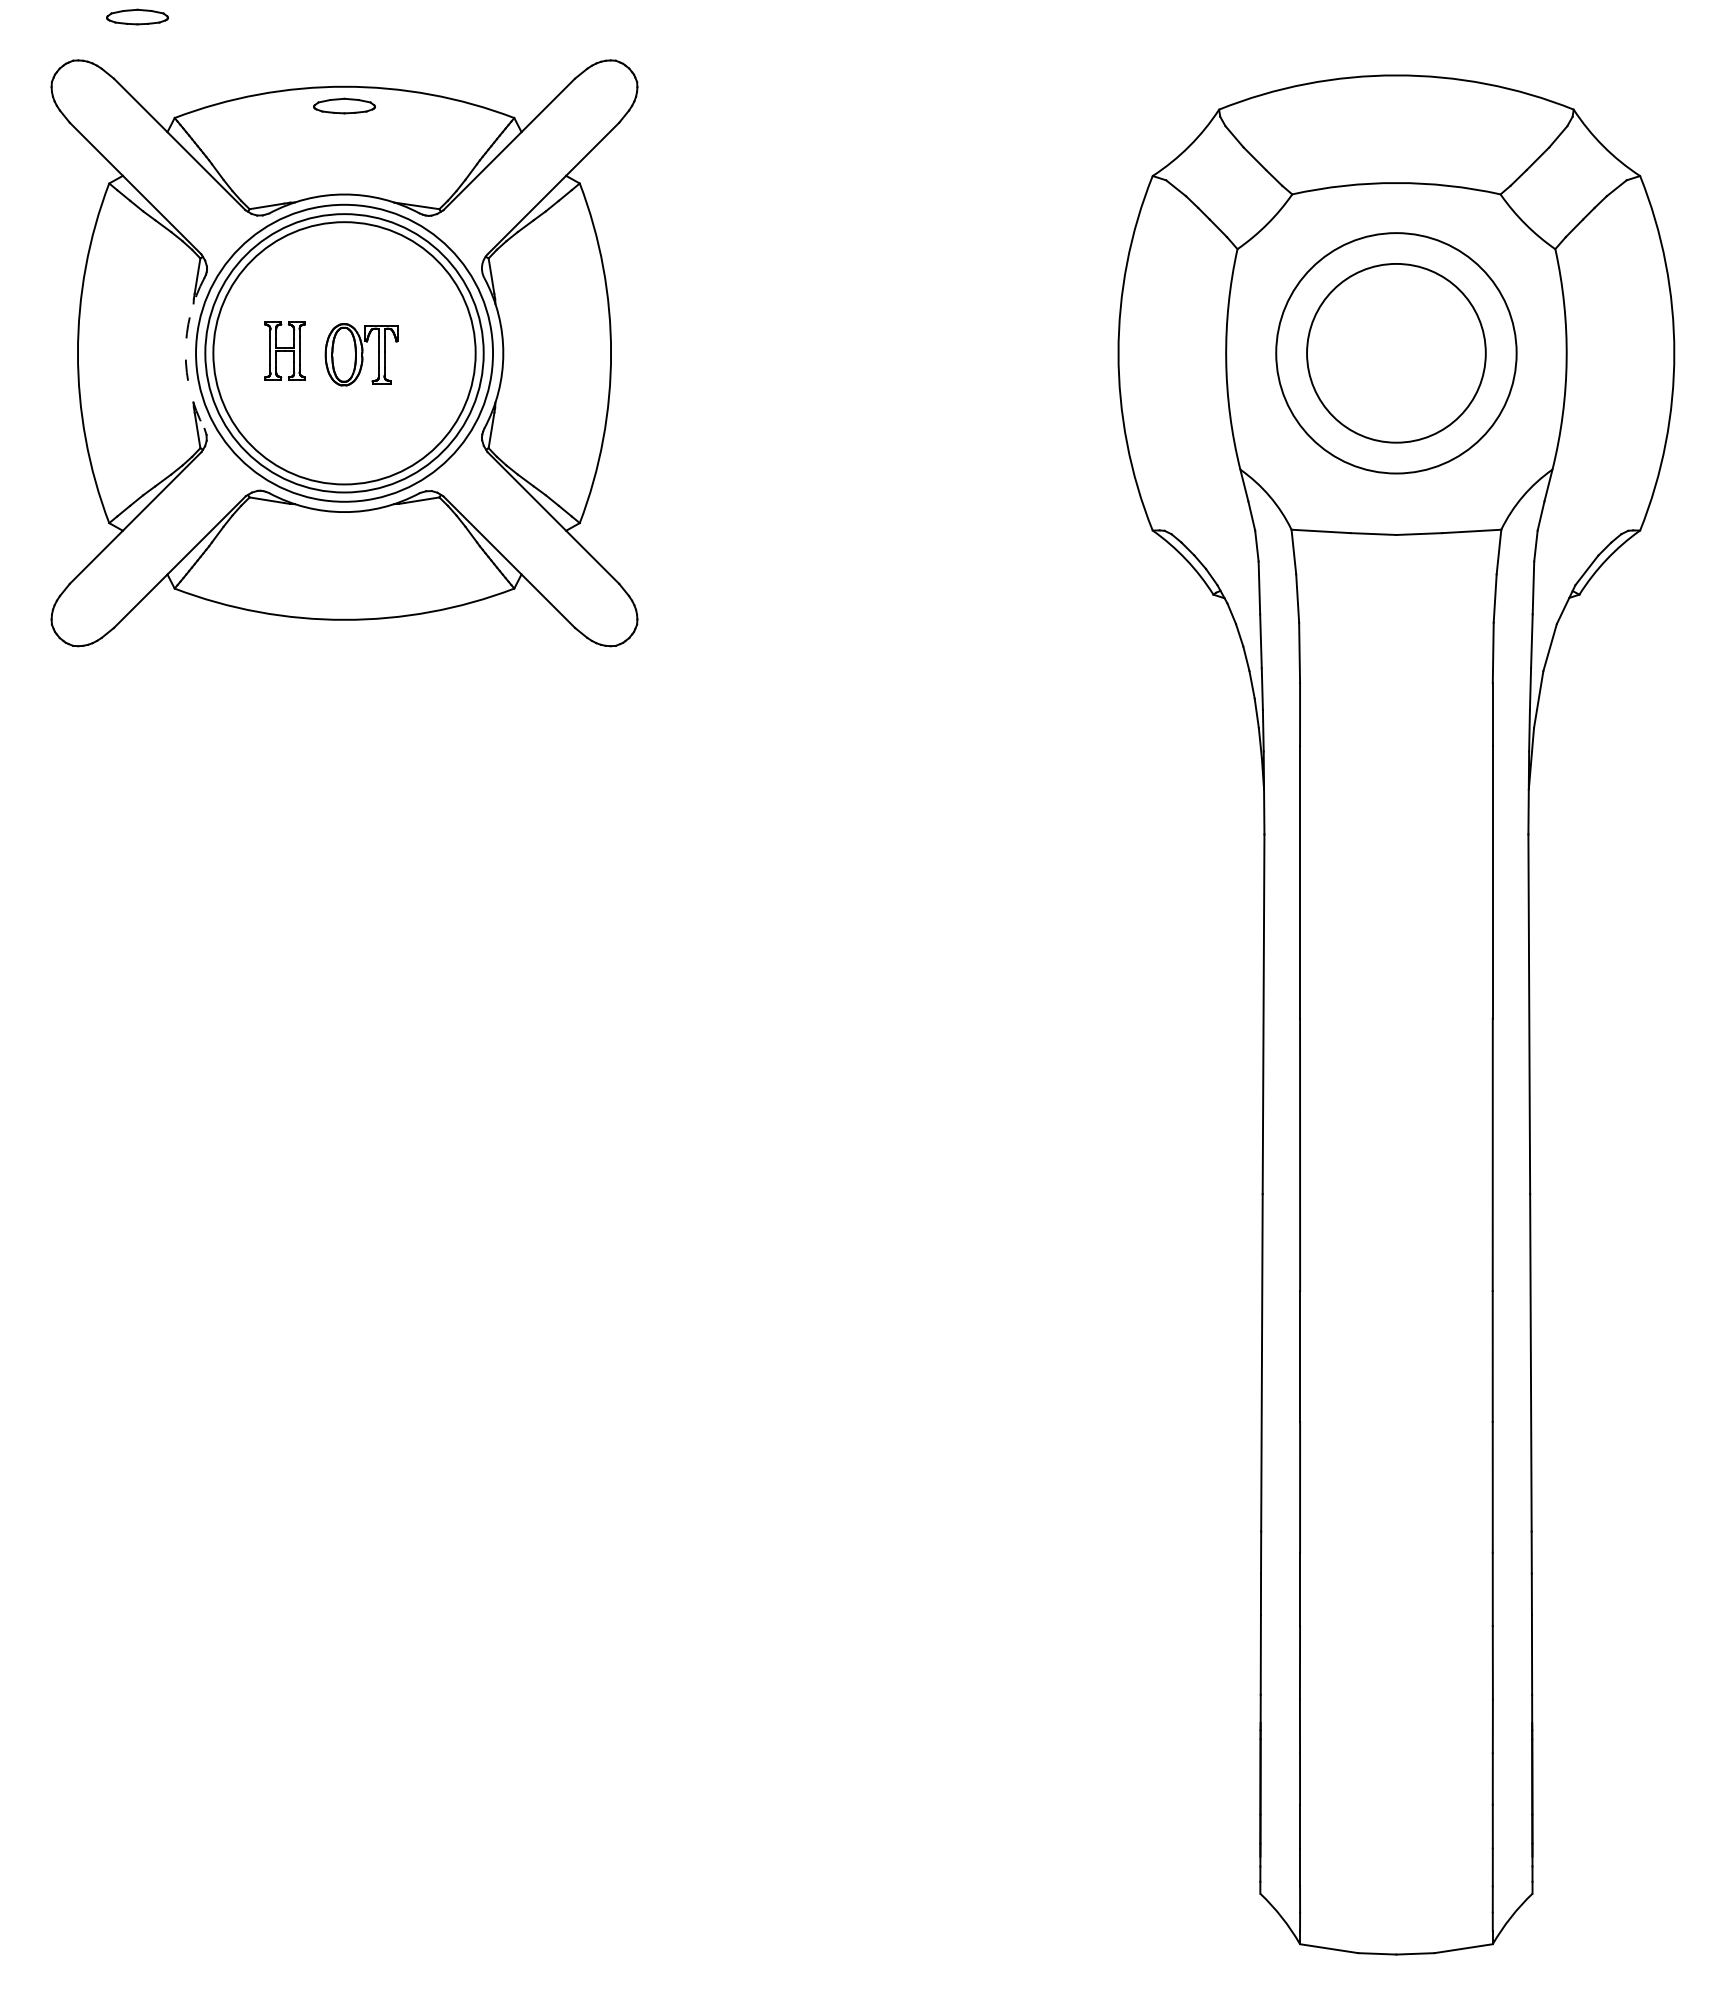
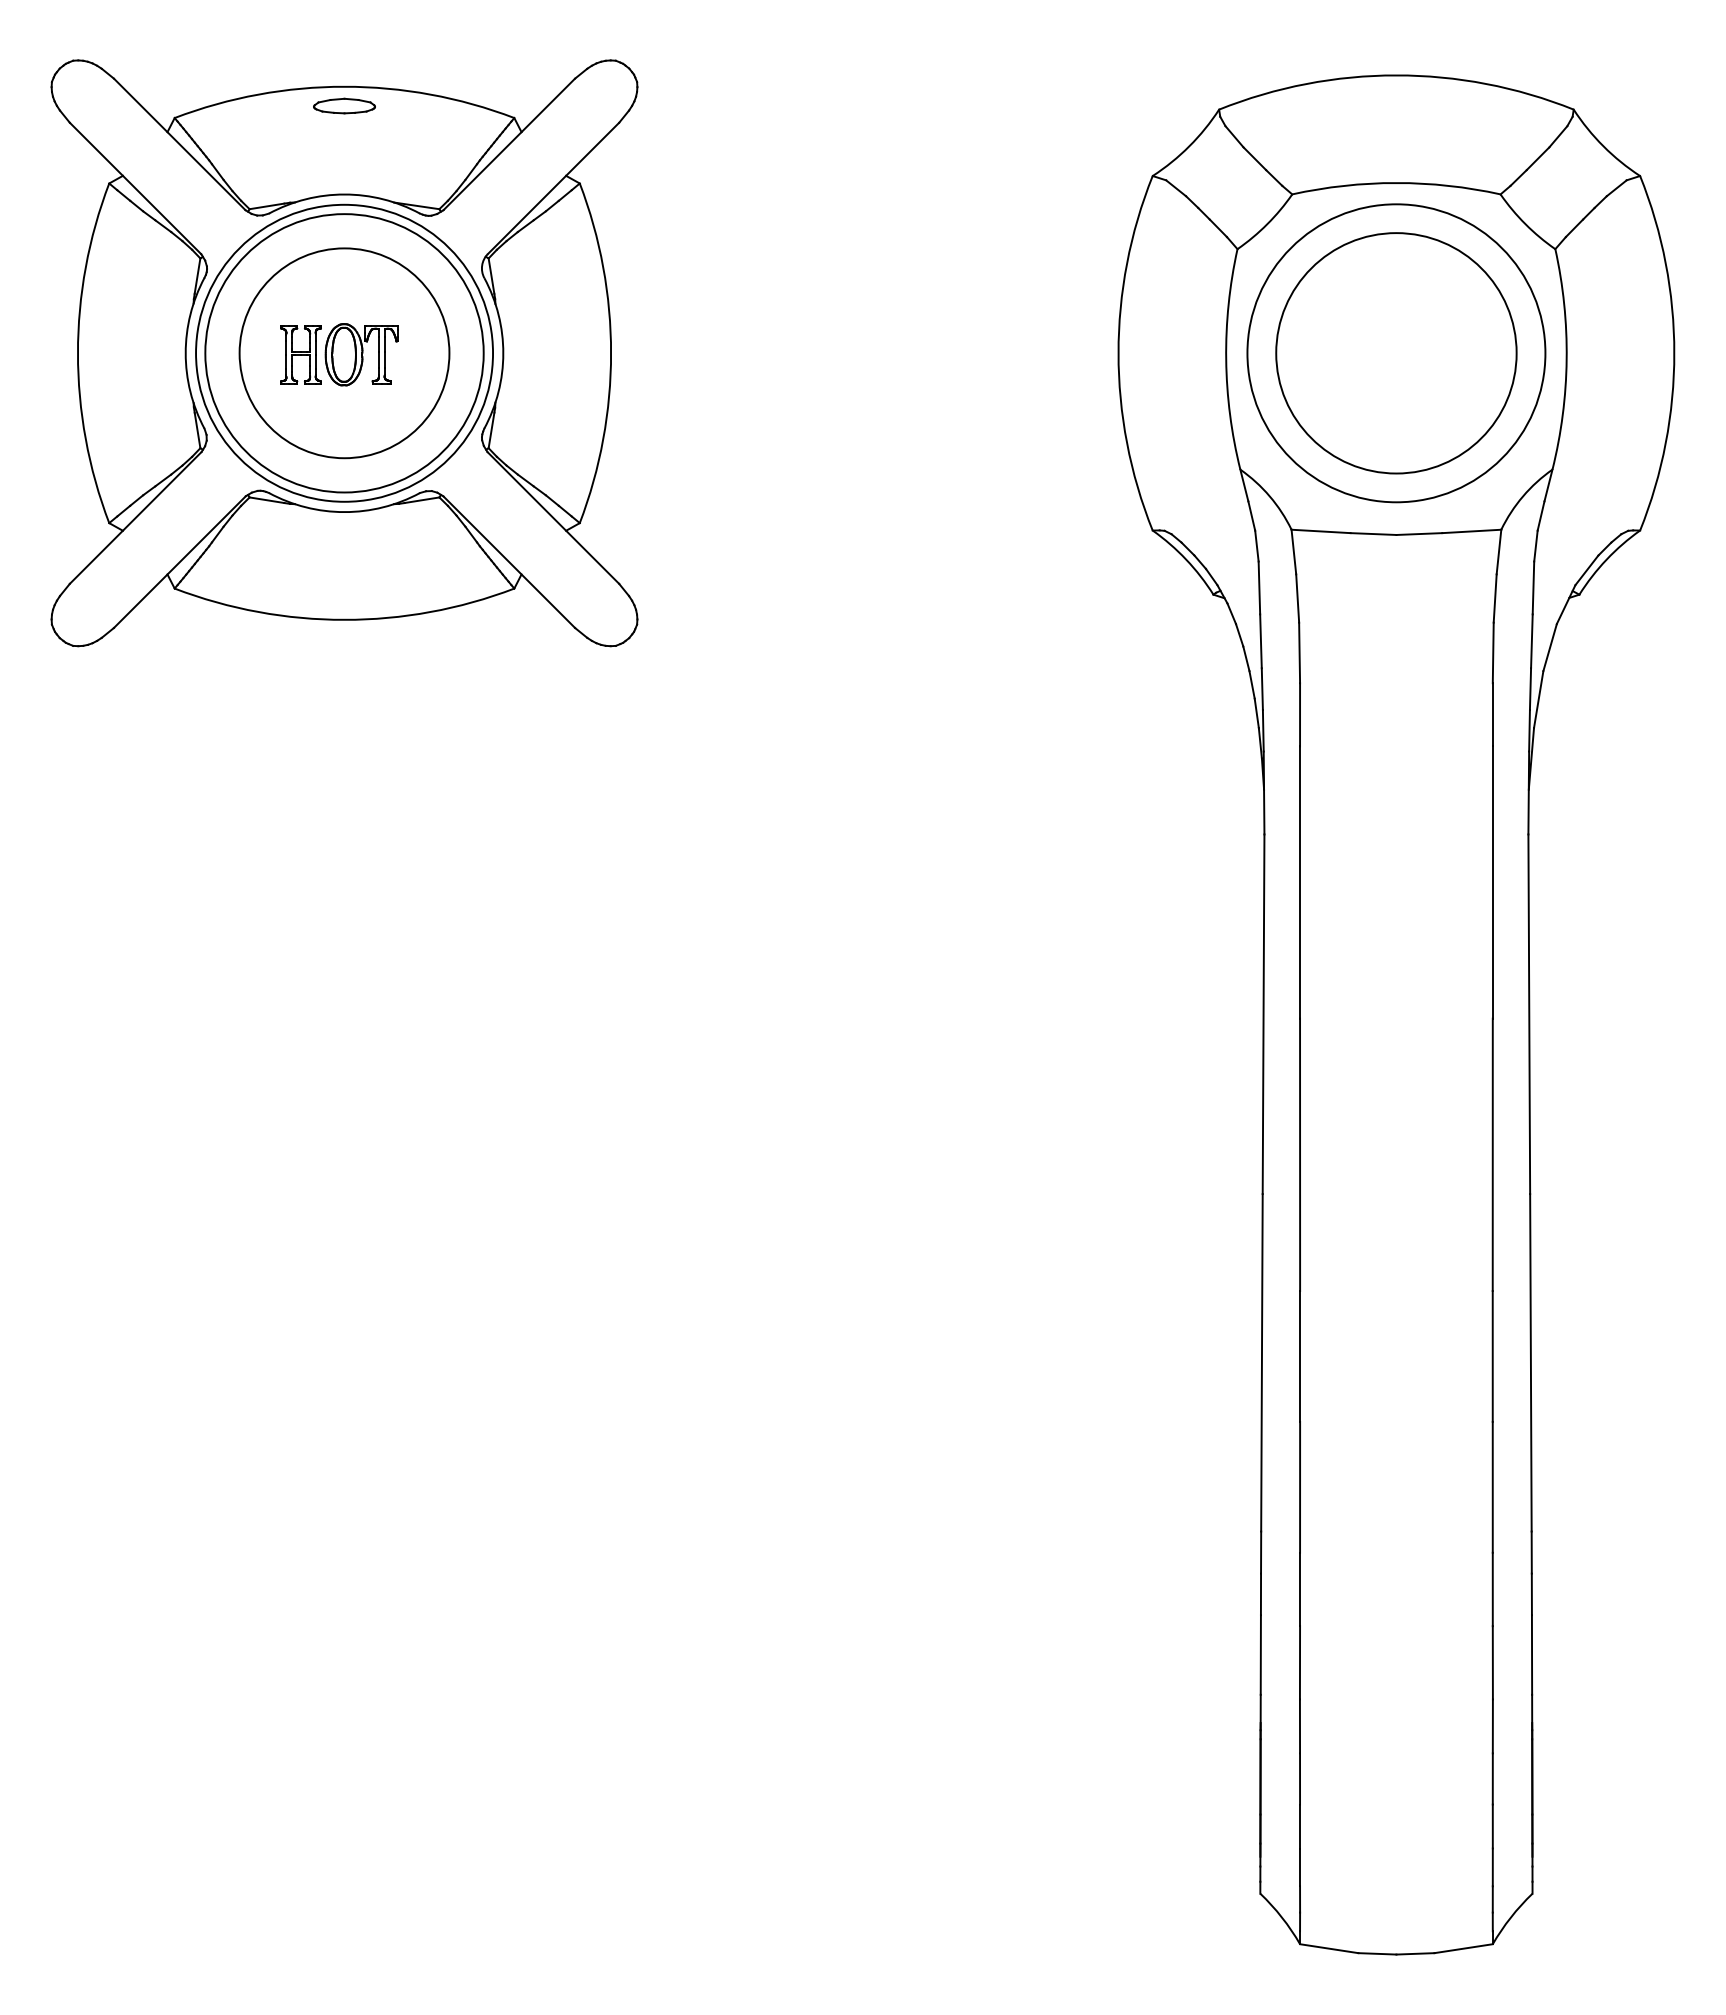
part: present -> none (137, 16)
part position: (284, 350) -> (300, 354) (300, 354)
circle diameter: 179 px -> 298 px (1396, 353)
arc: dashed -> solid (185, 353)
circle diameter: 262 px -> 210 px (344, 353)
